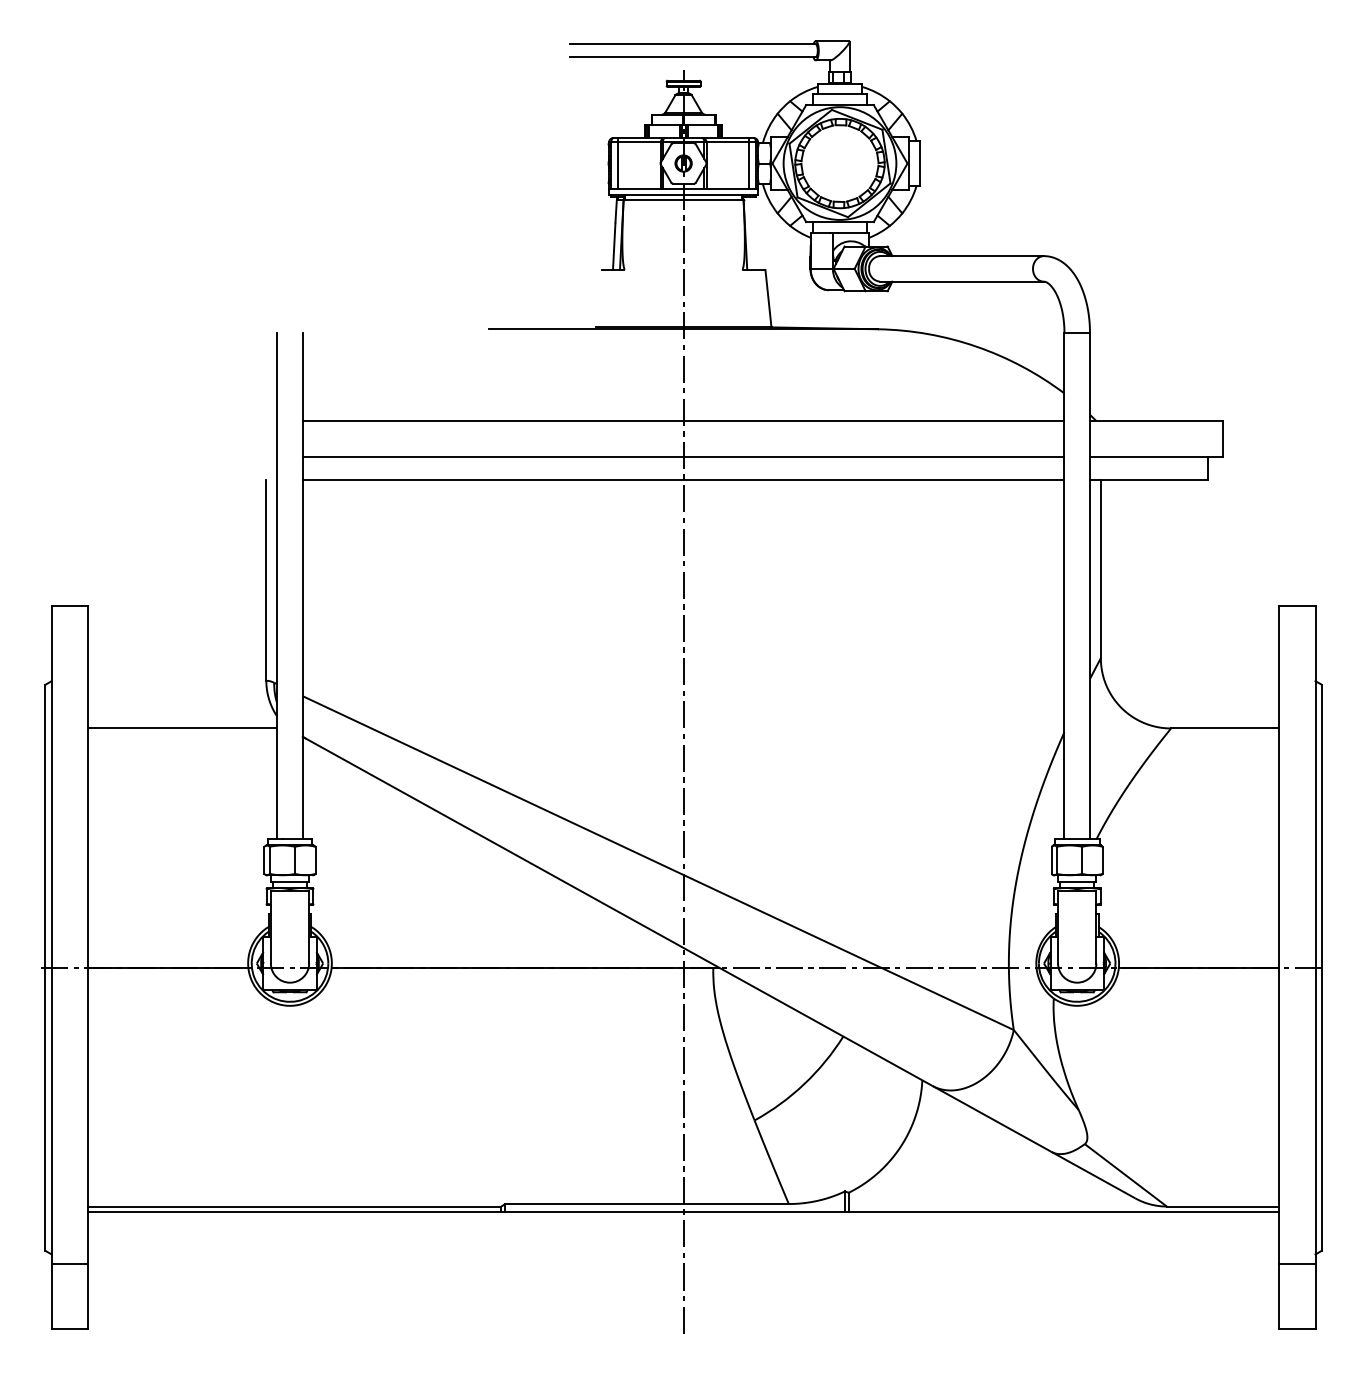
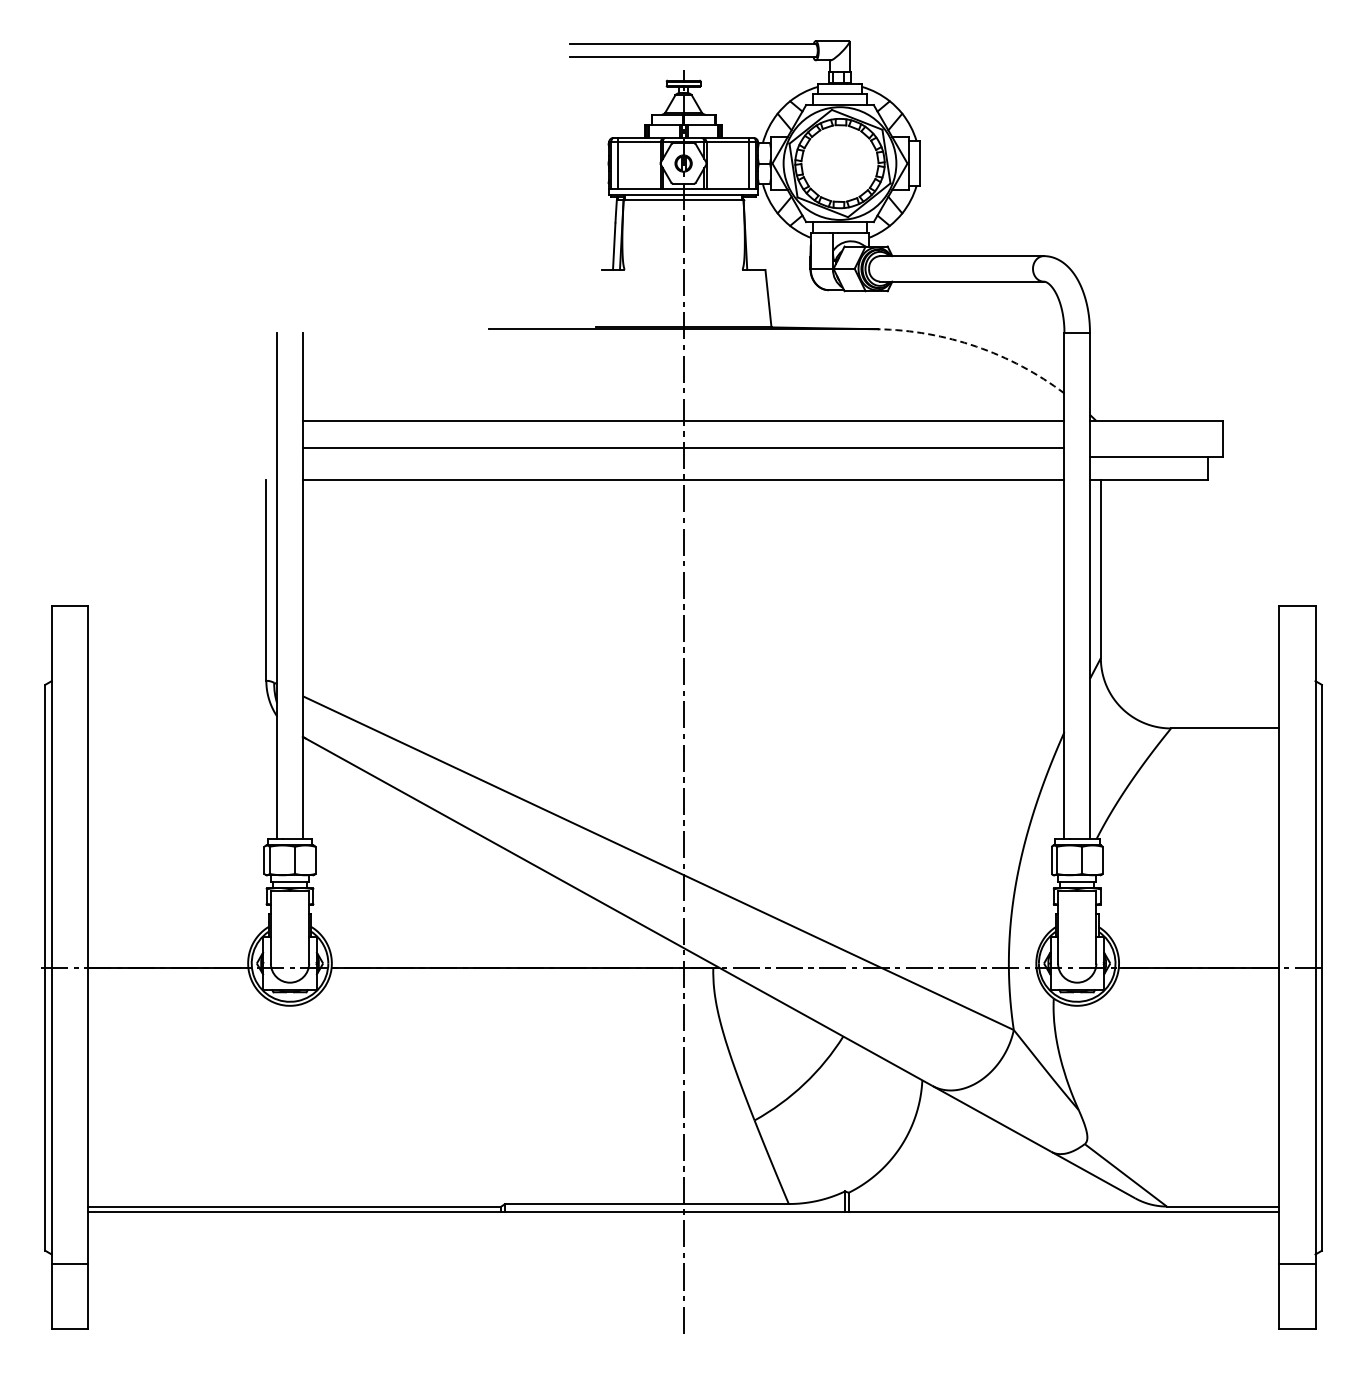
arc: solid -> dashed (976, 346)
line position: (683, 457) -> (683, 448) (683, 448)
line: present -> none (182, 728)
